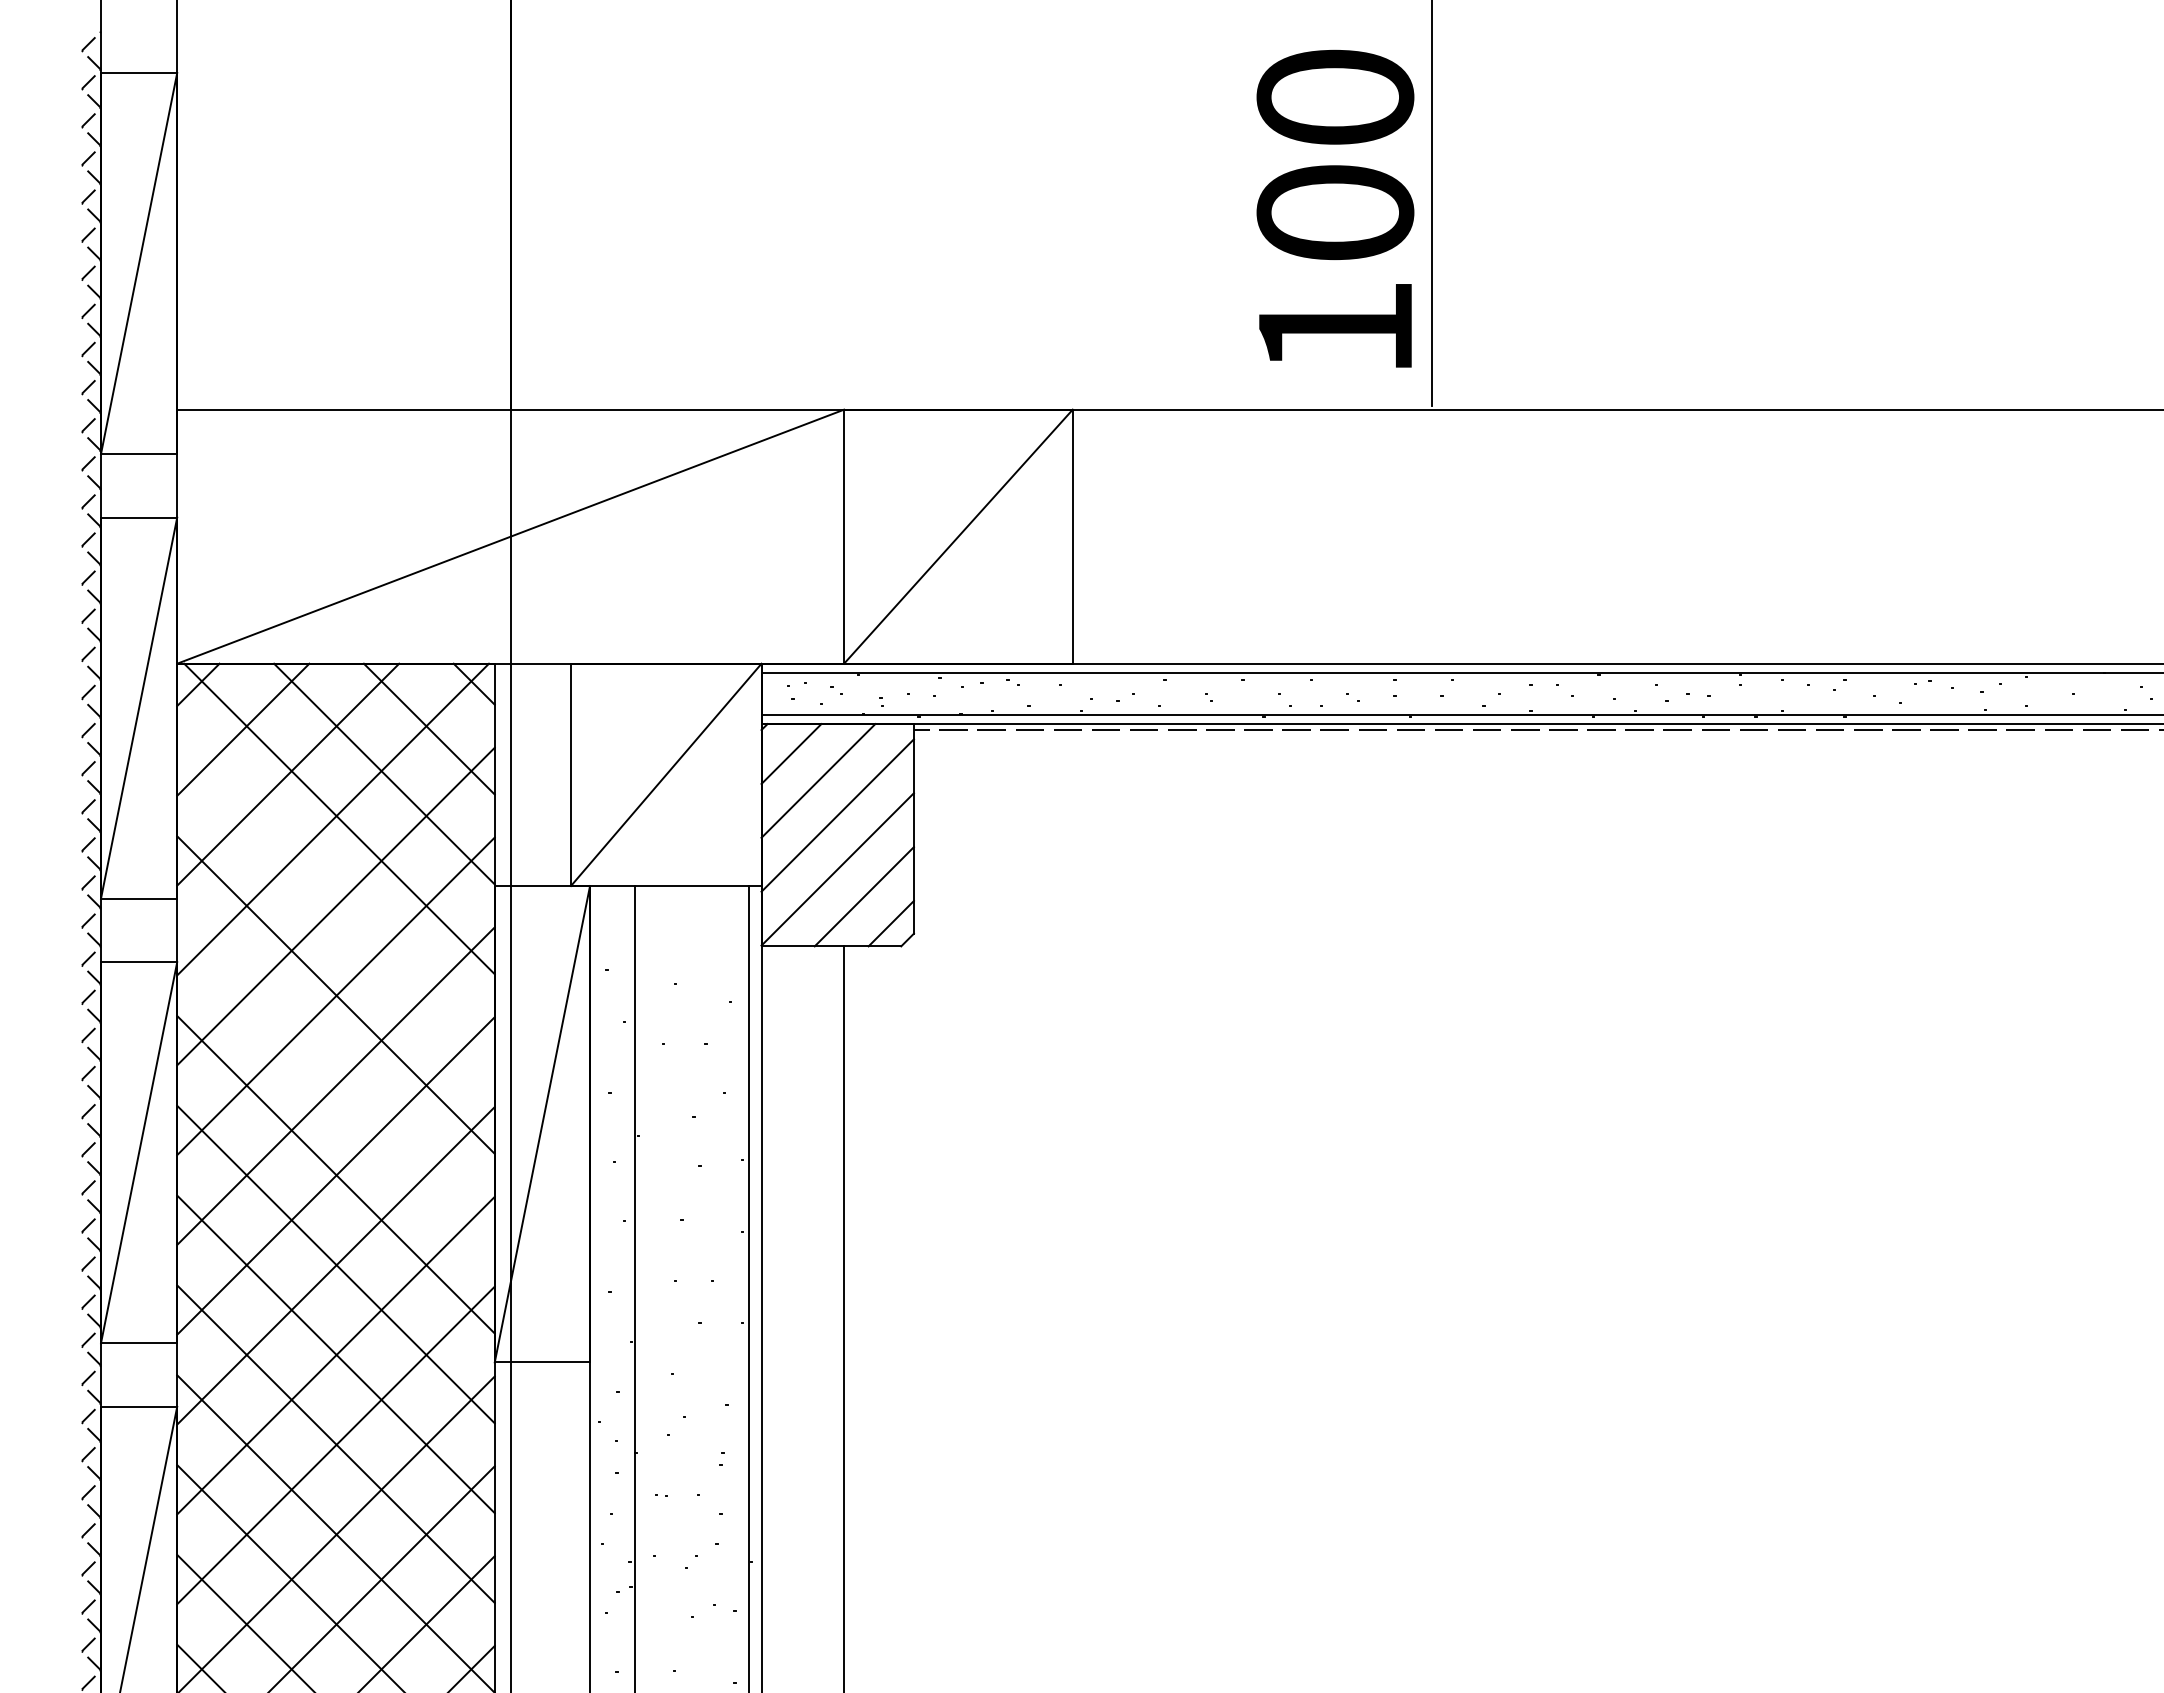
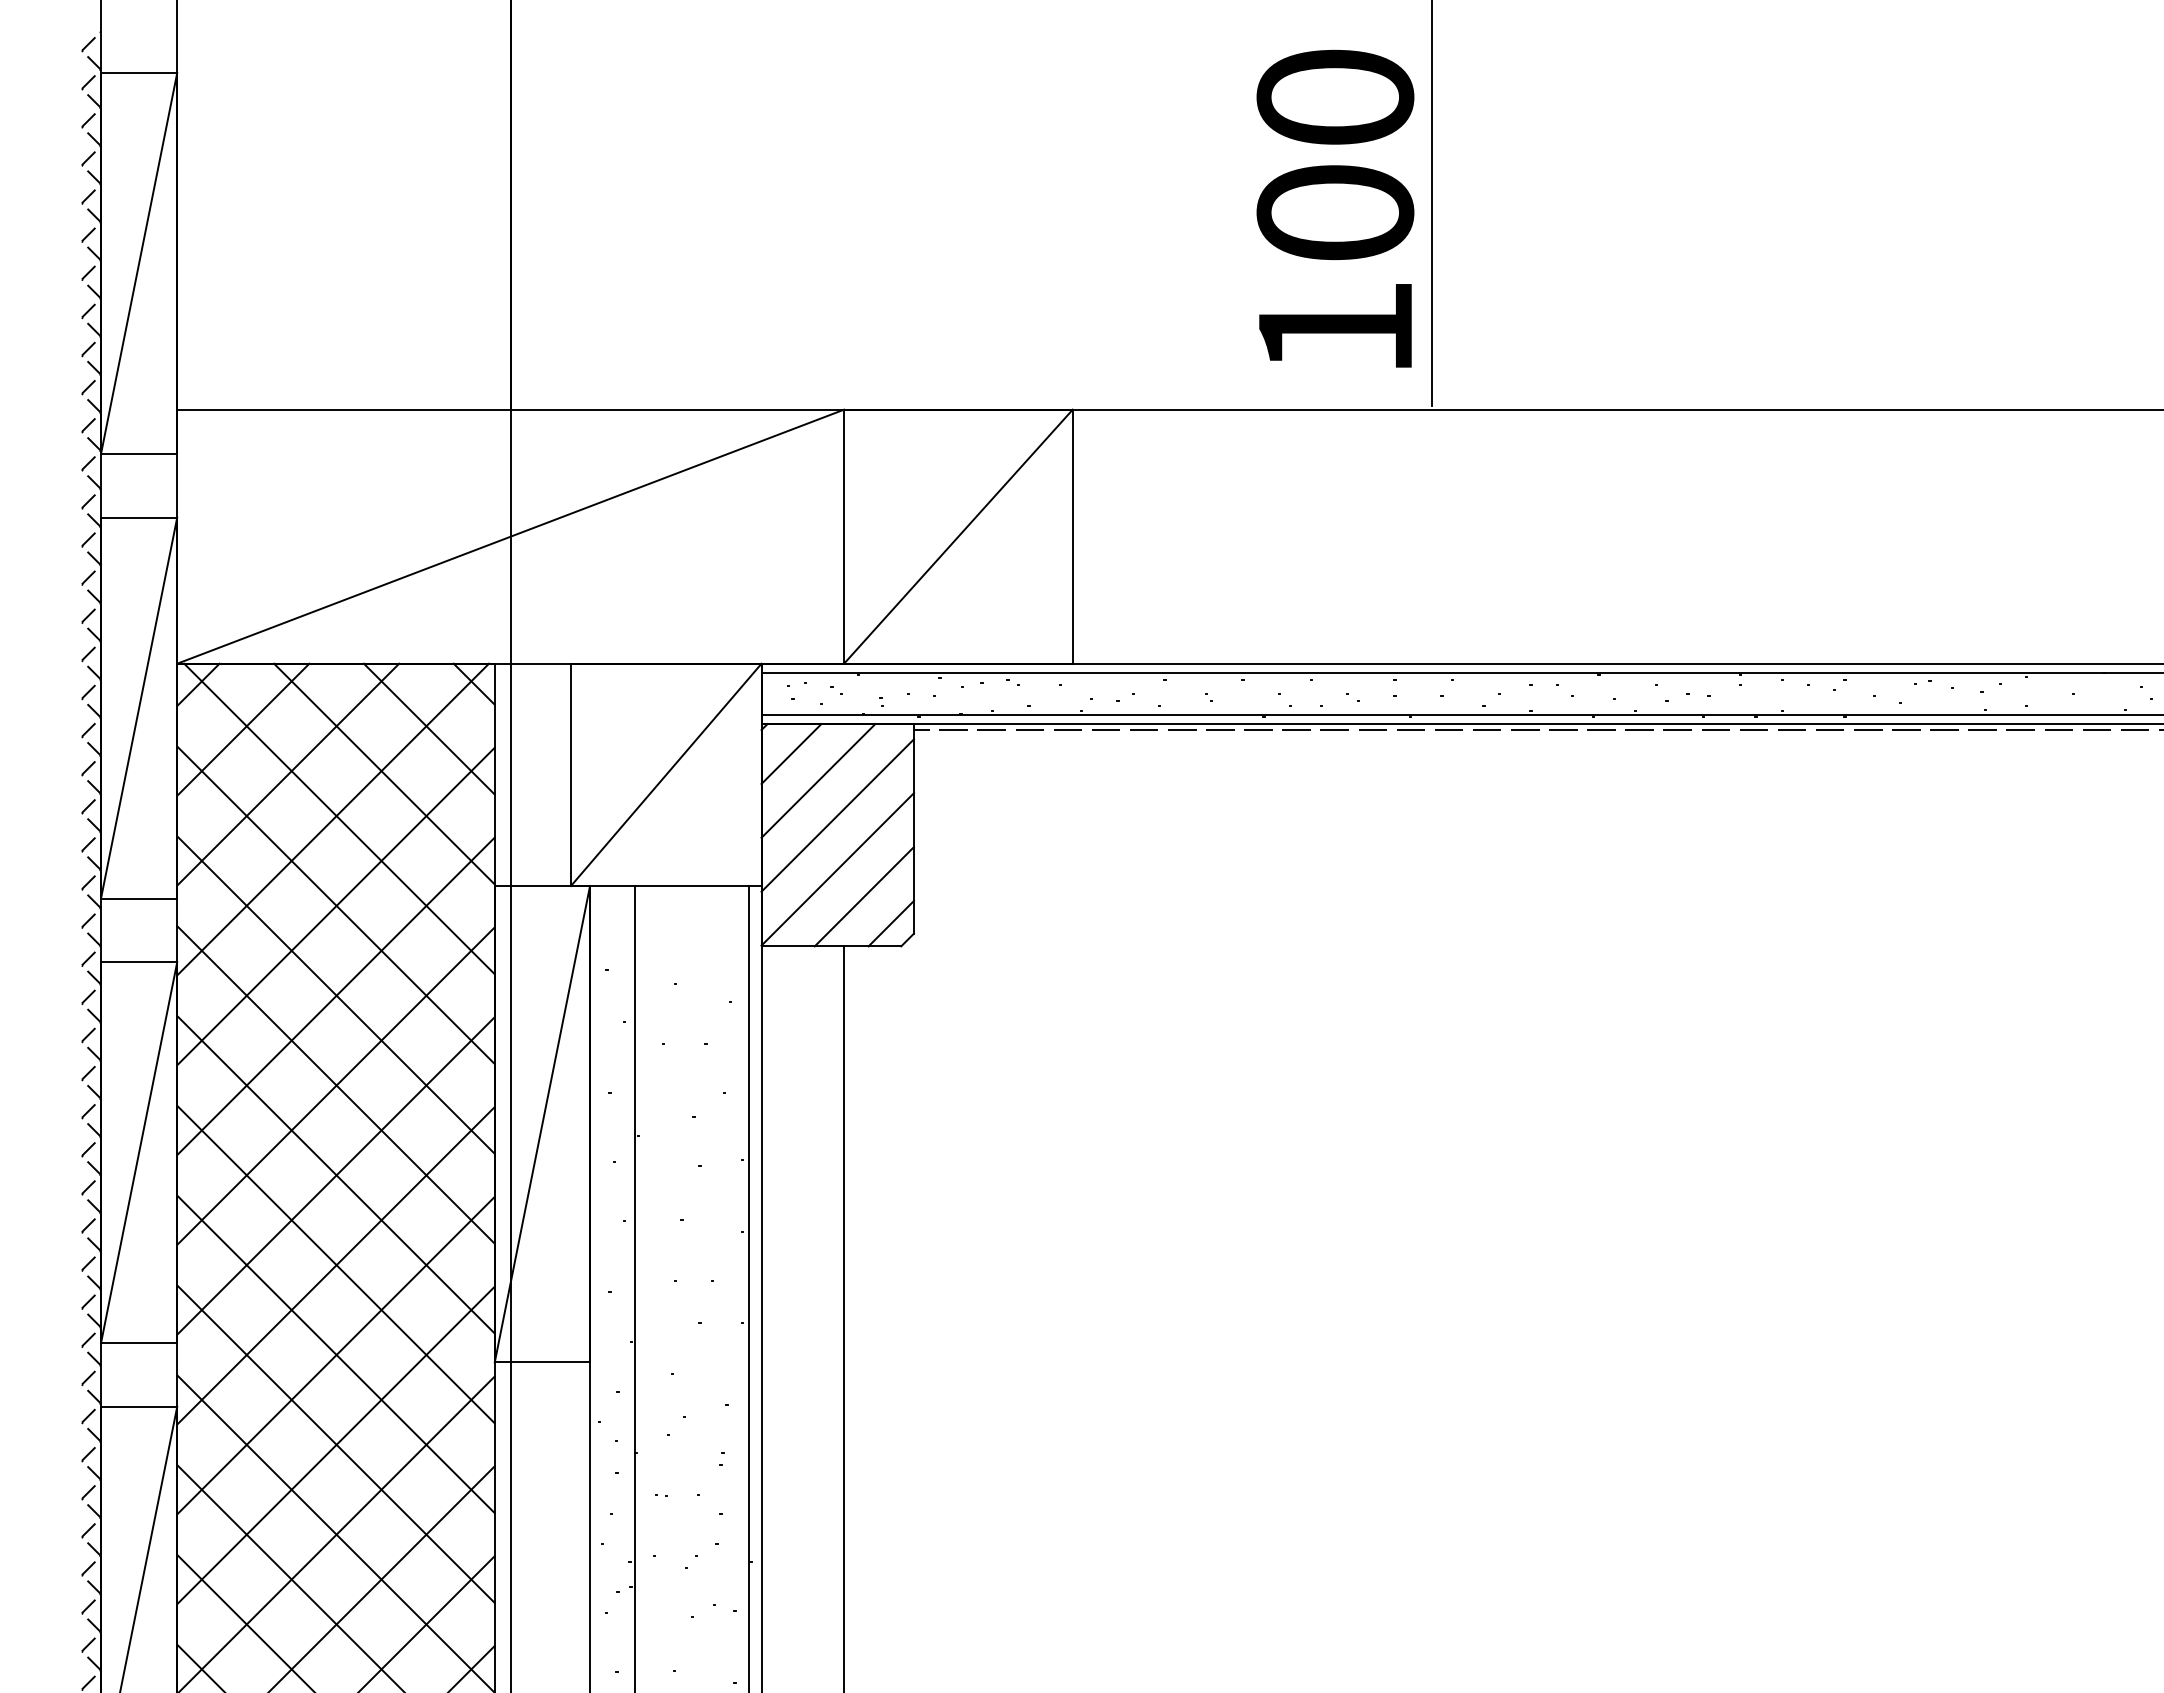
line: none -> present (335, 905)
line: none -> present (335, 1084)
